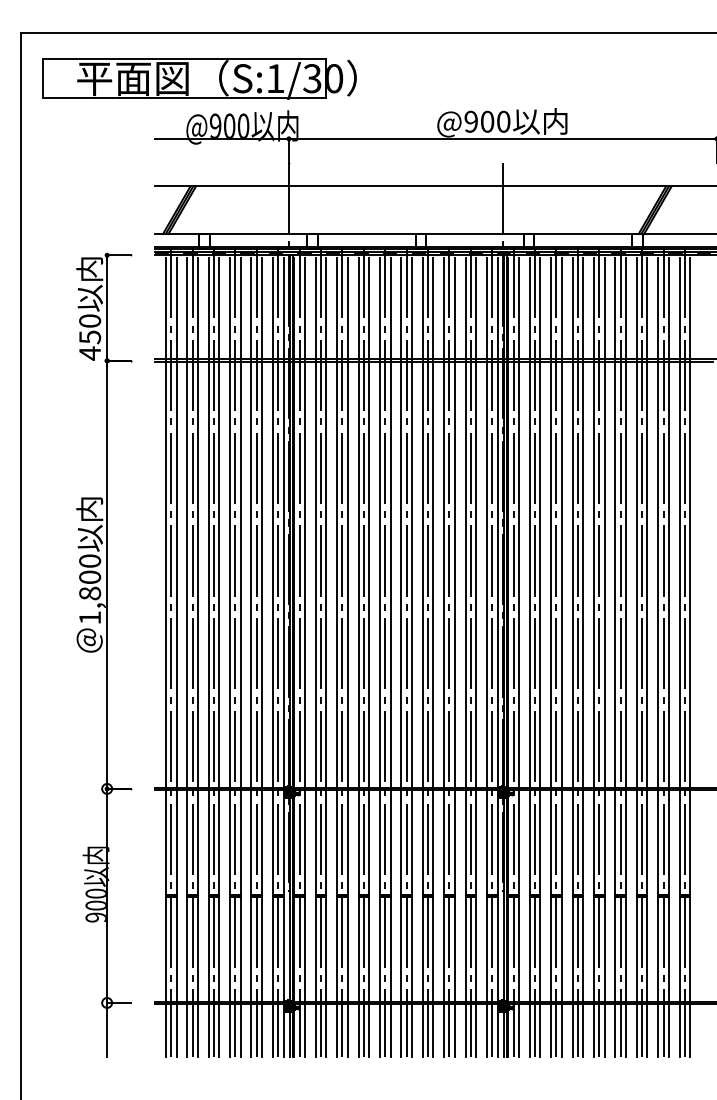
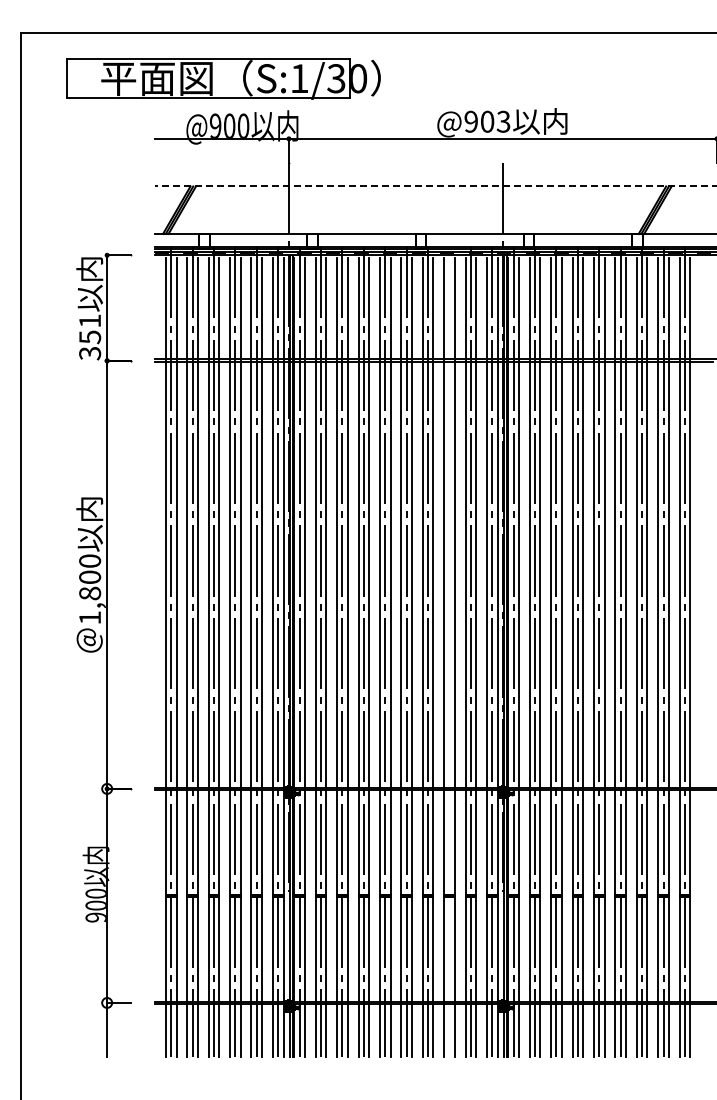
part position: (199, 78) -> (223, 78) (223, 78)
text: @900 -> @903 (503, 121)
line: solid -> dashed (435, 186)
text: 450 -> 351 (90, 337)
line: present -> none (449, 652)
